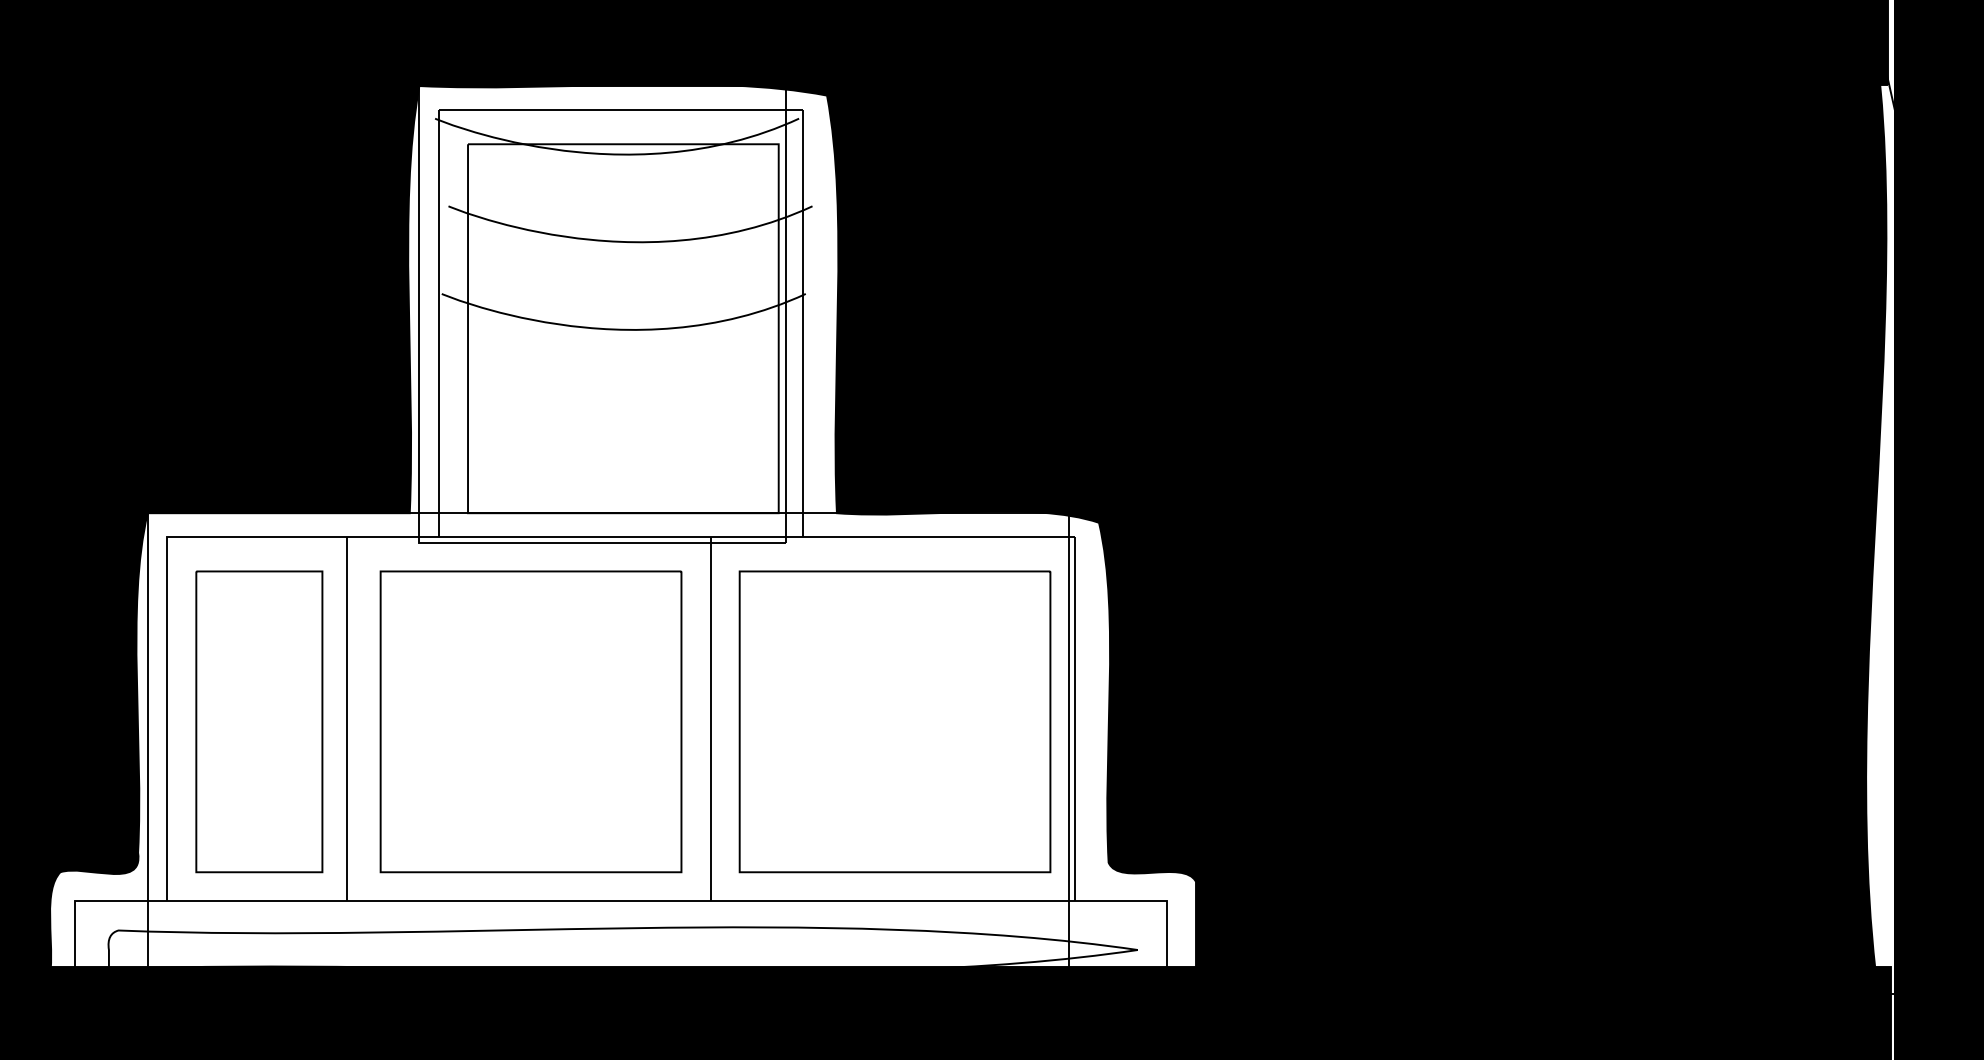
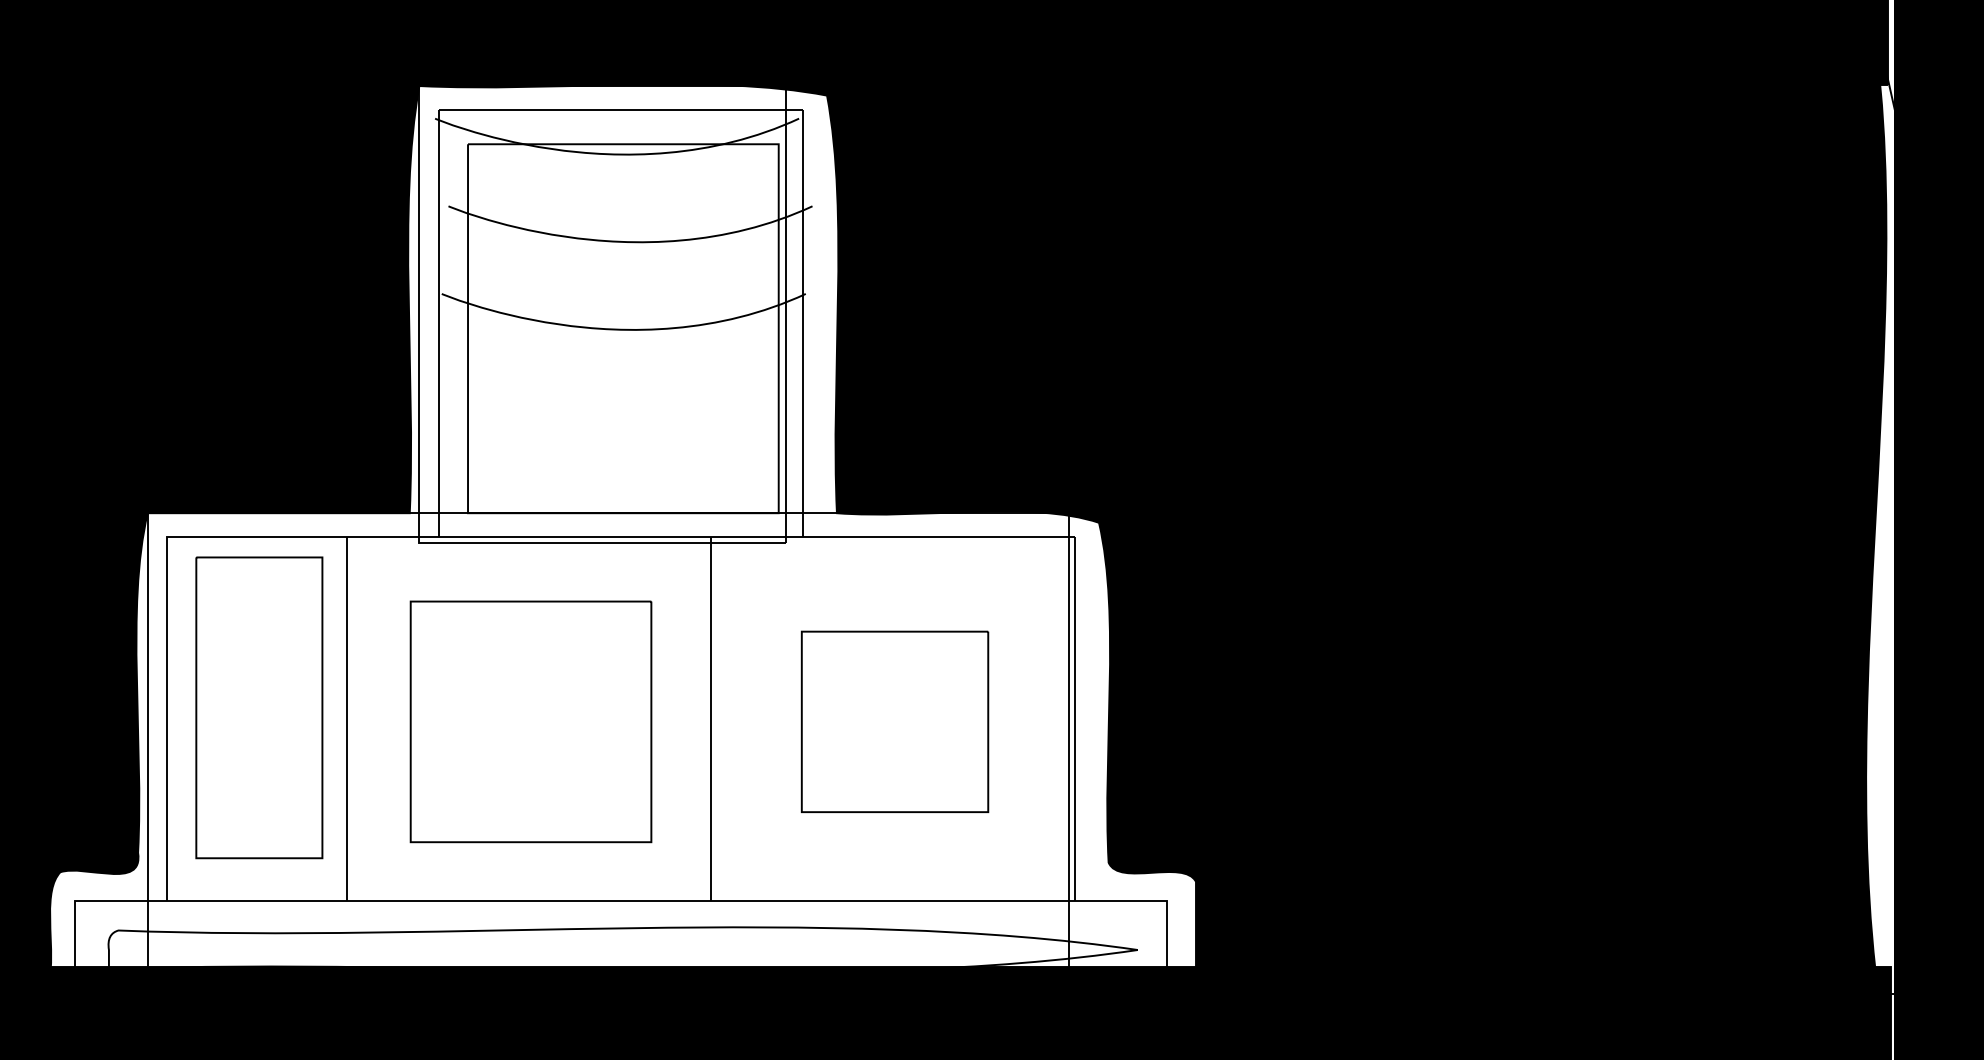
part position: (259, 721) -> (259, 707) (259, 707)
part size: 304x304 px -> 244x244 px (530, 721)
part size: 314x304 px -> 190x183 px (894, 721)
